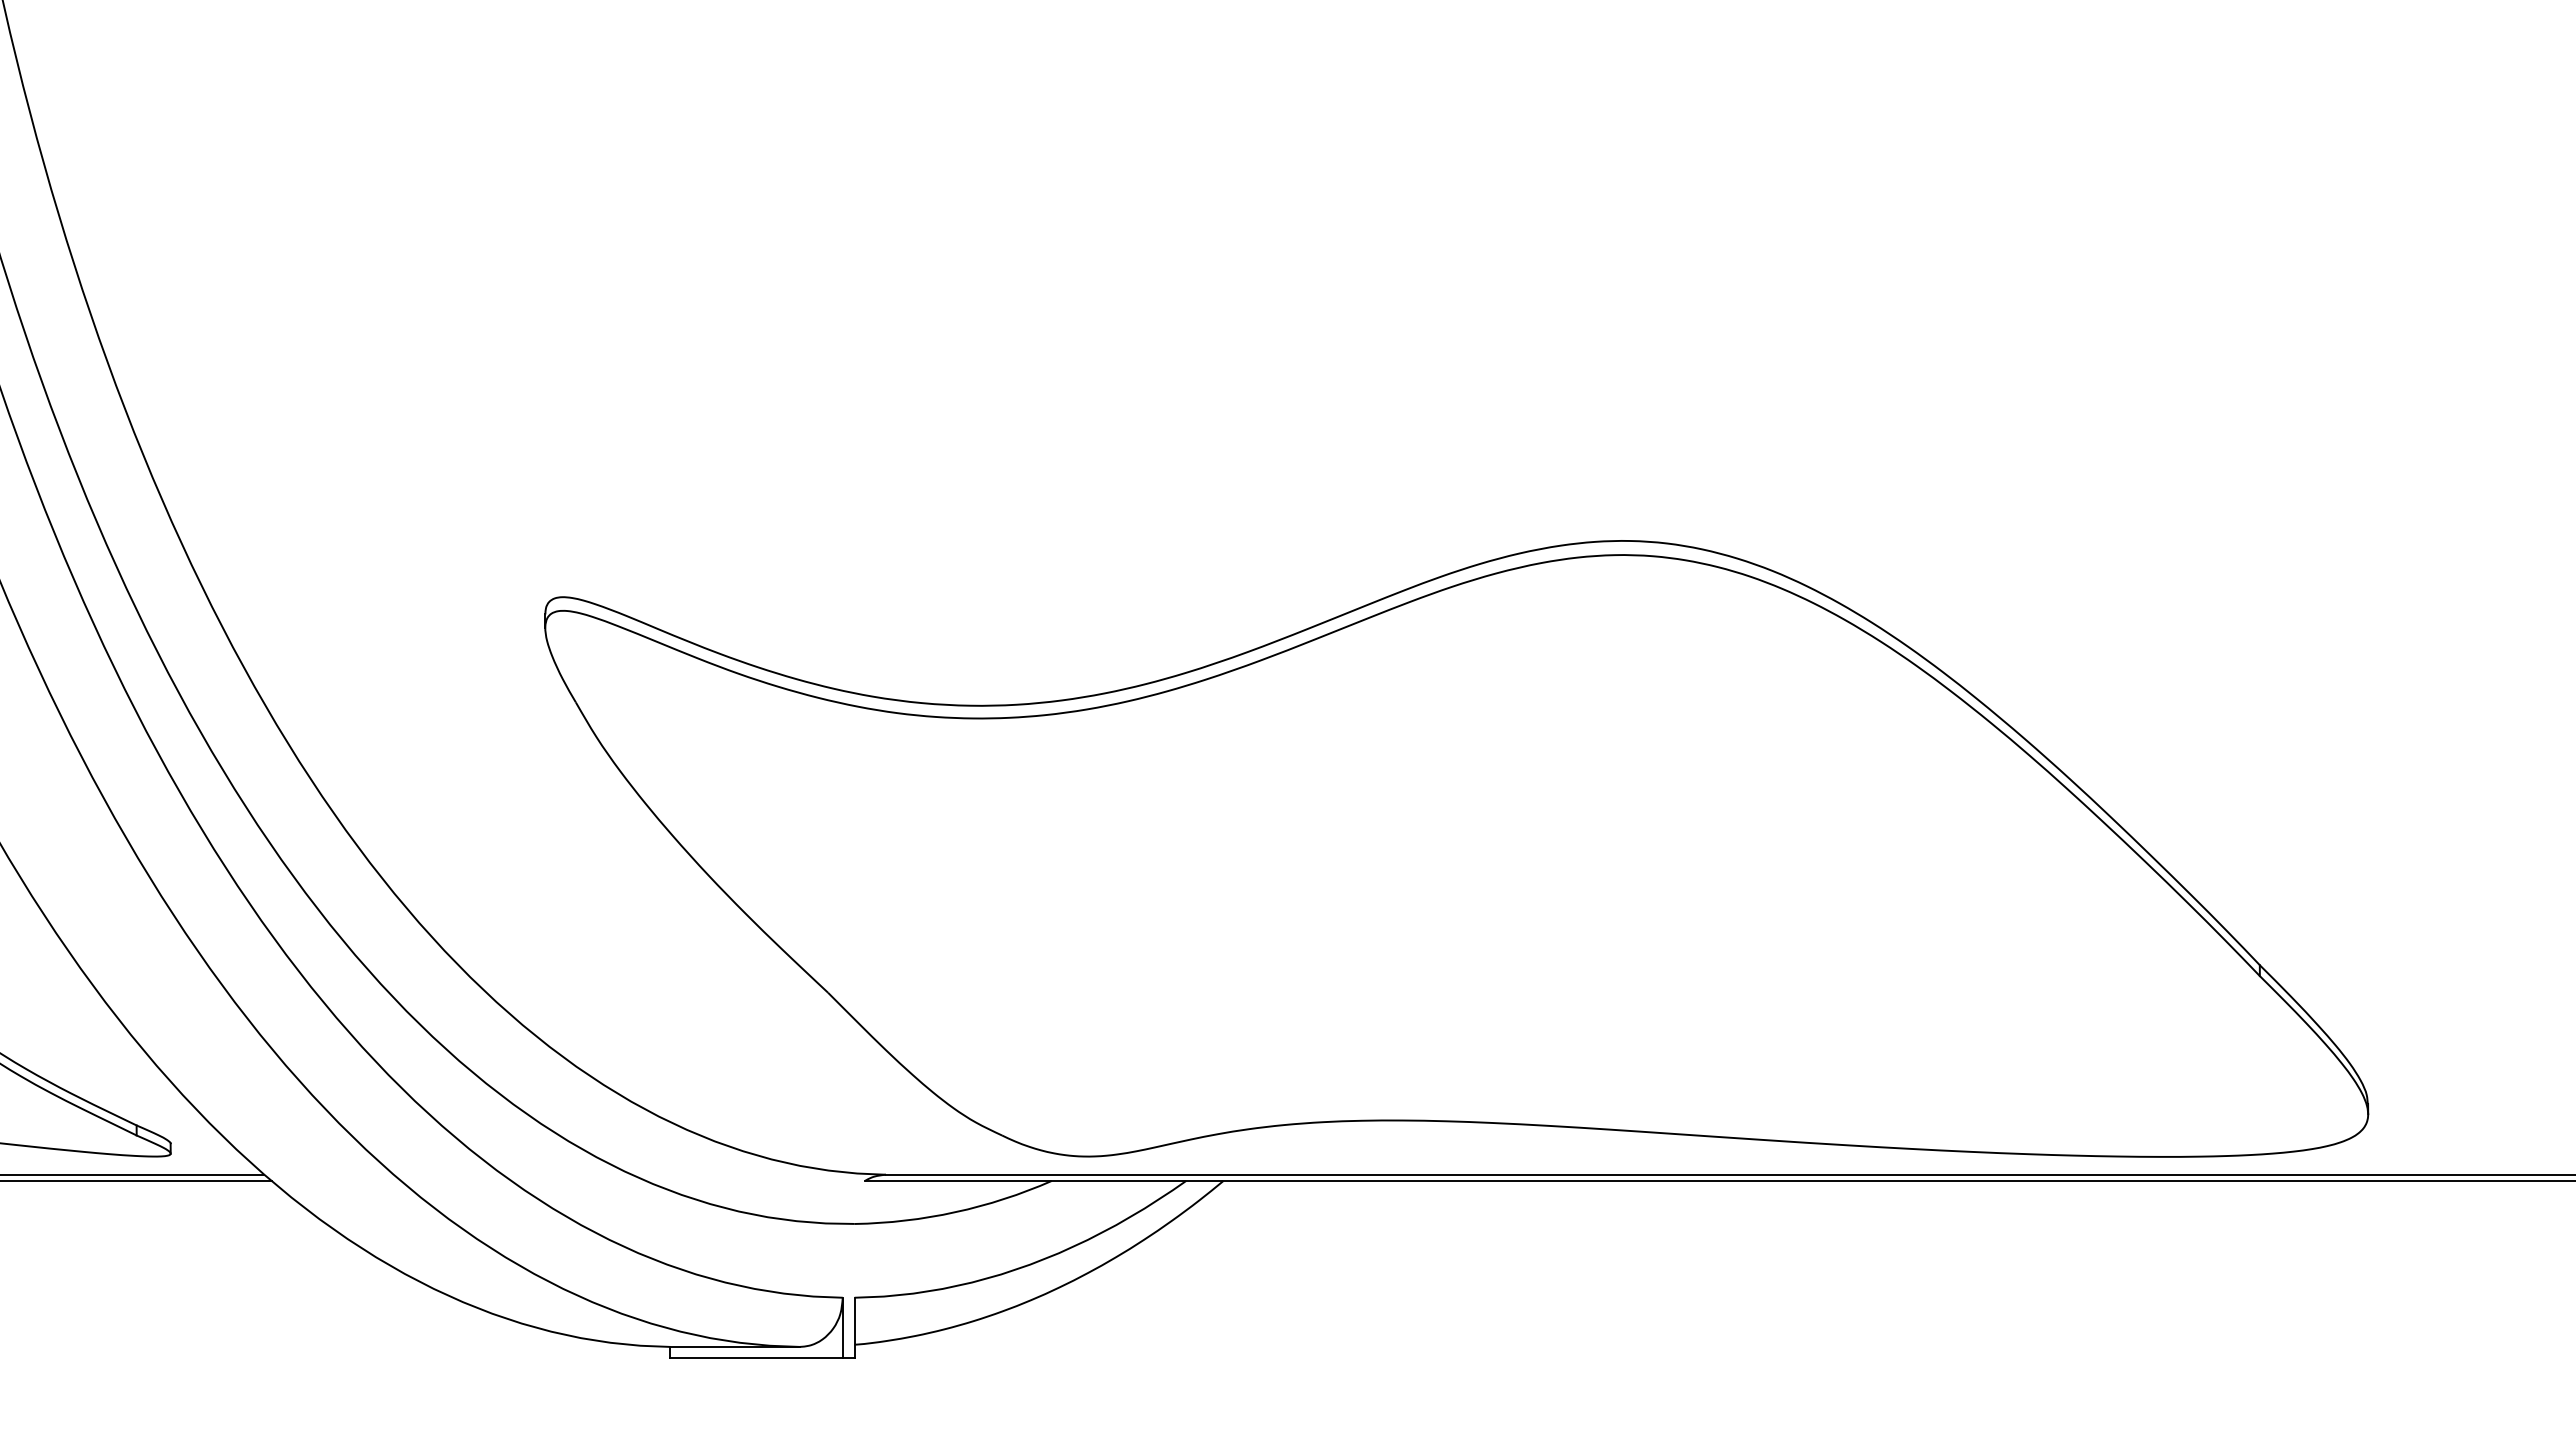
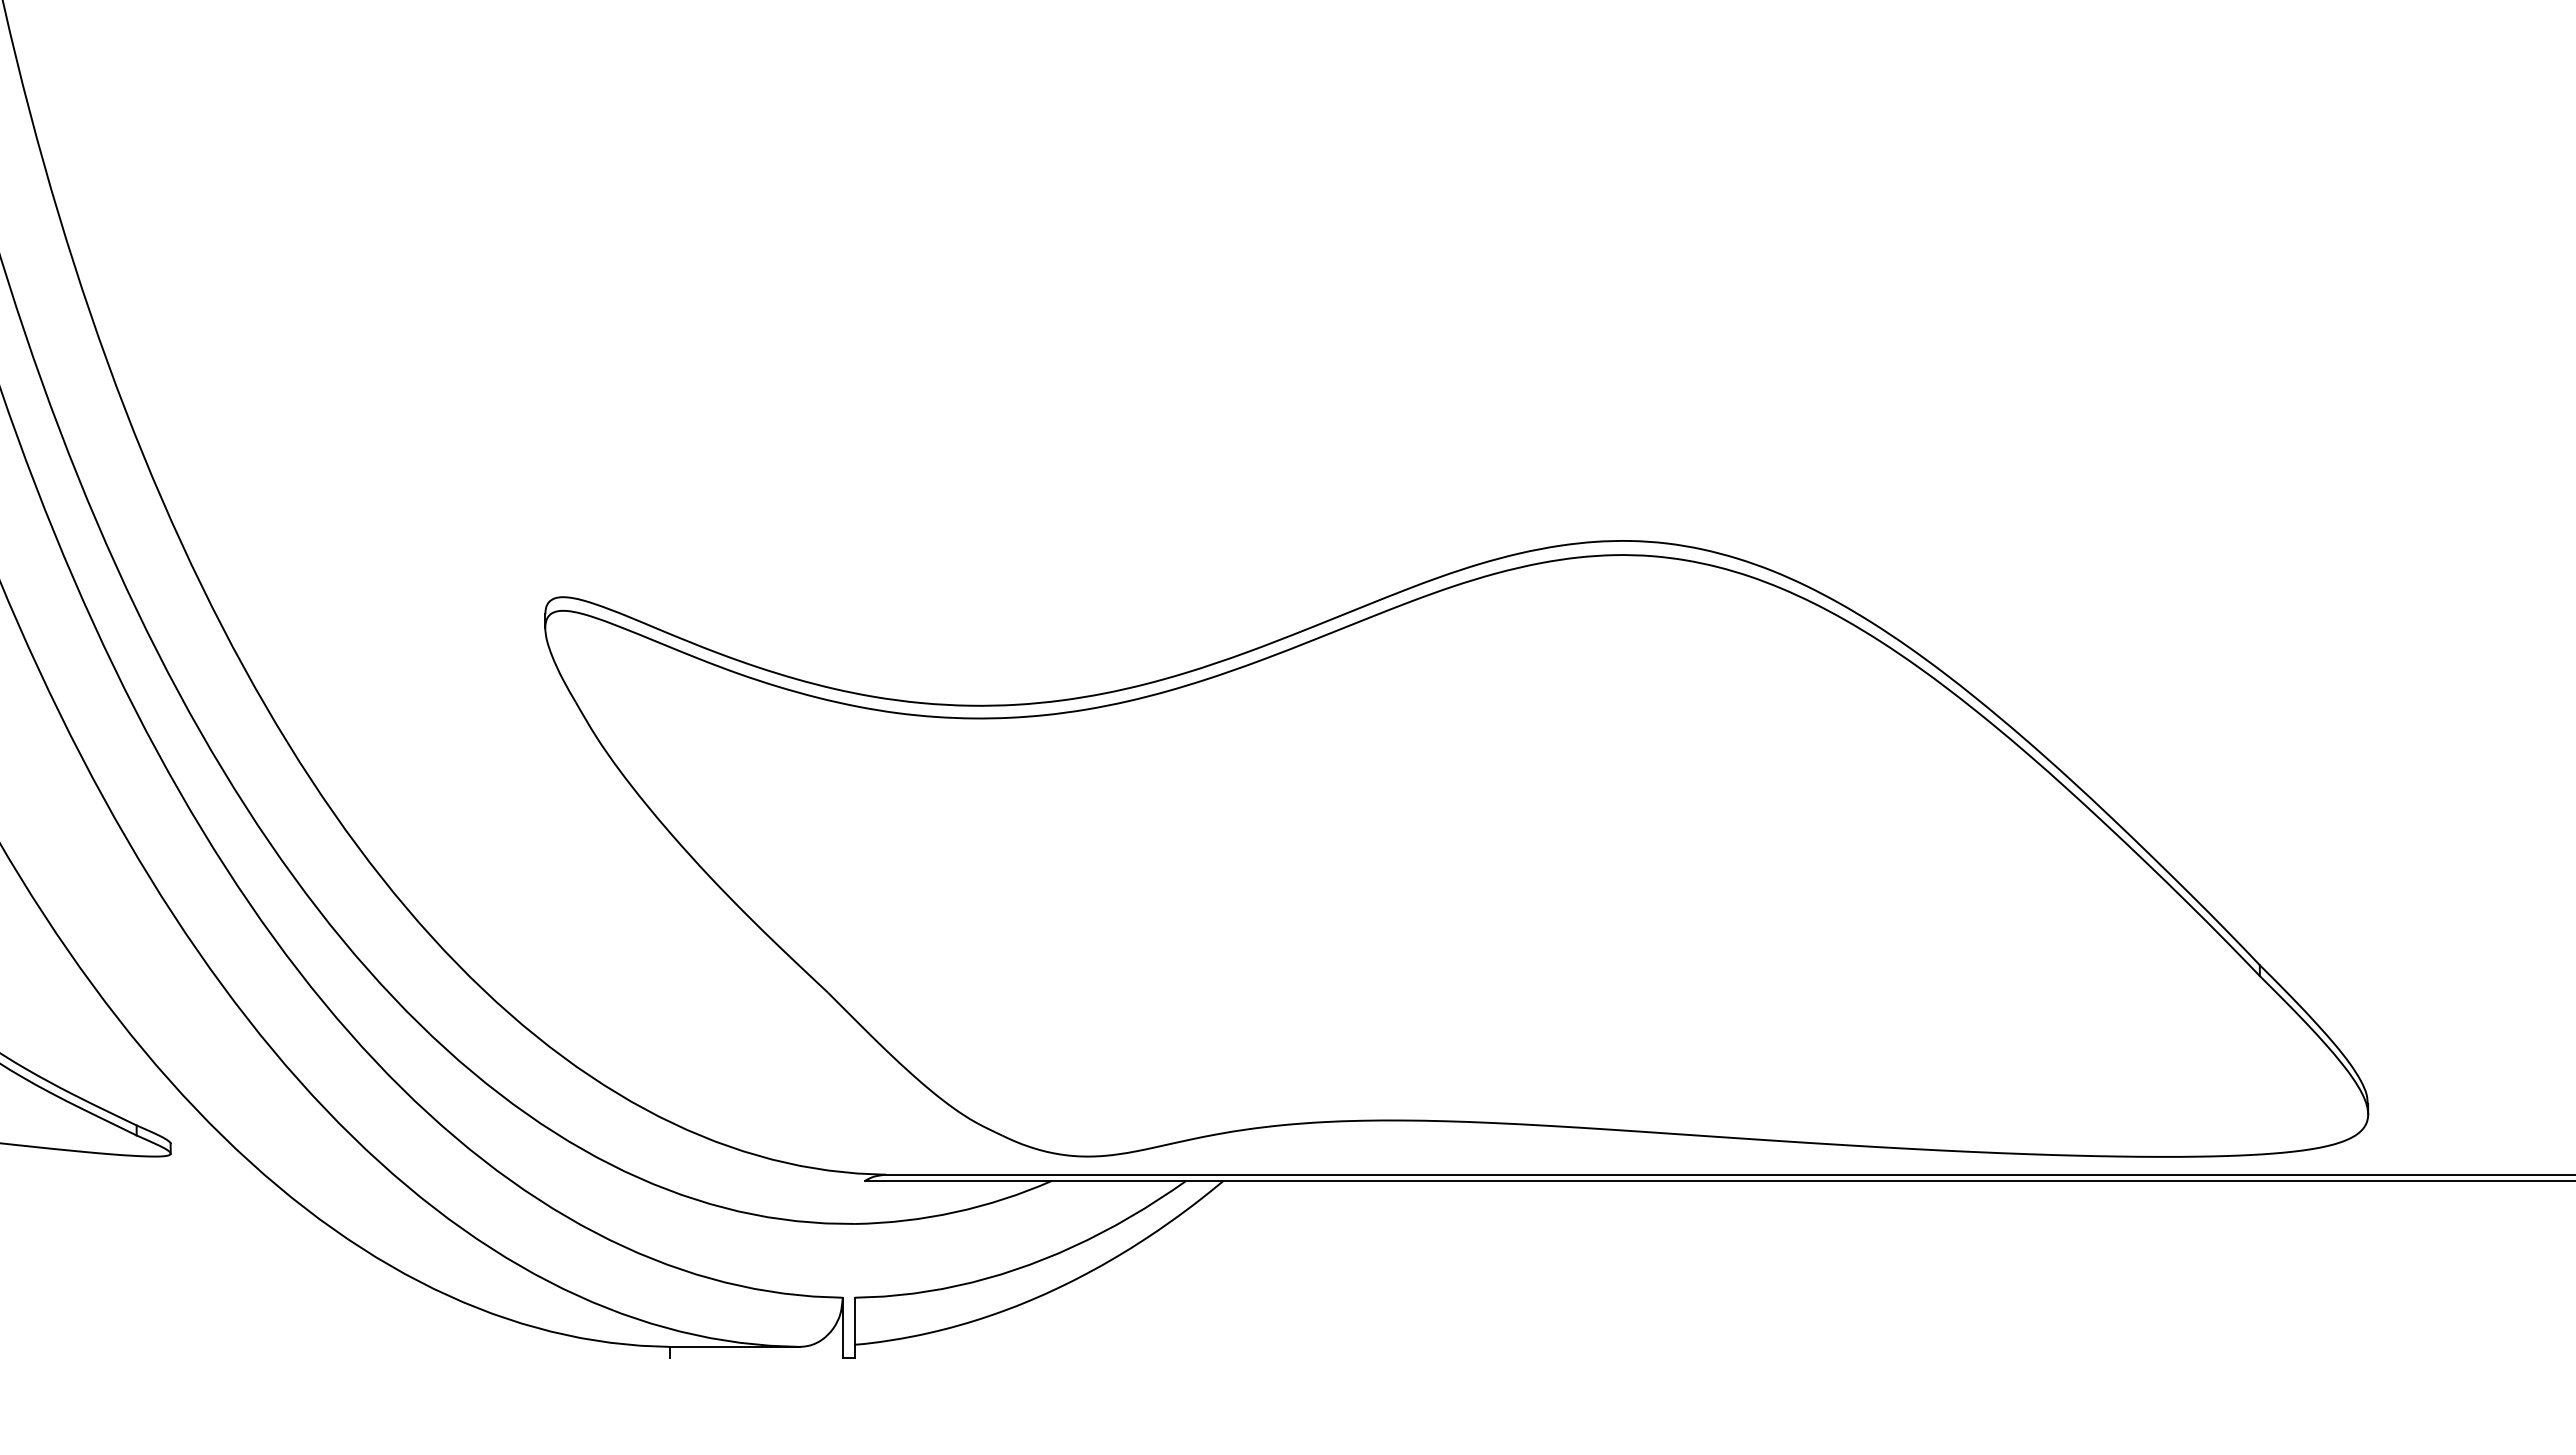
line: present -> none (133, 1174)
line: present -> none (136, 1180)
line: present -> none (756, 1358)
